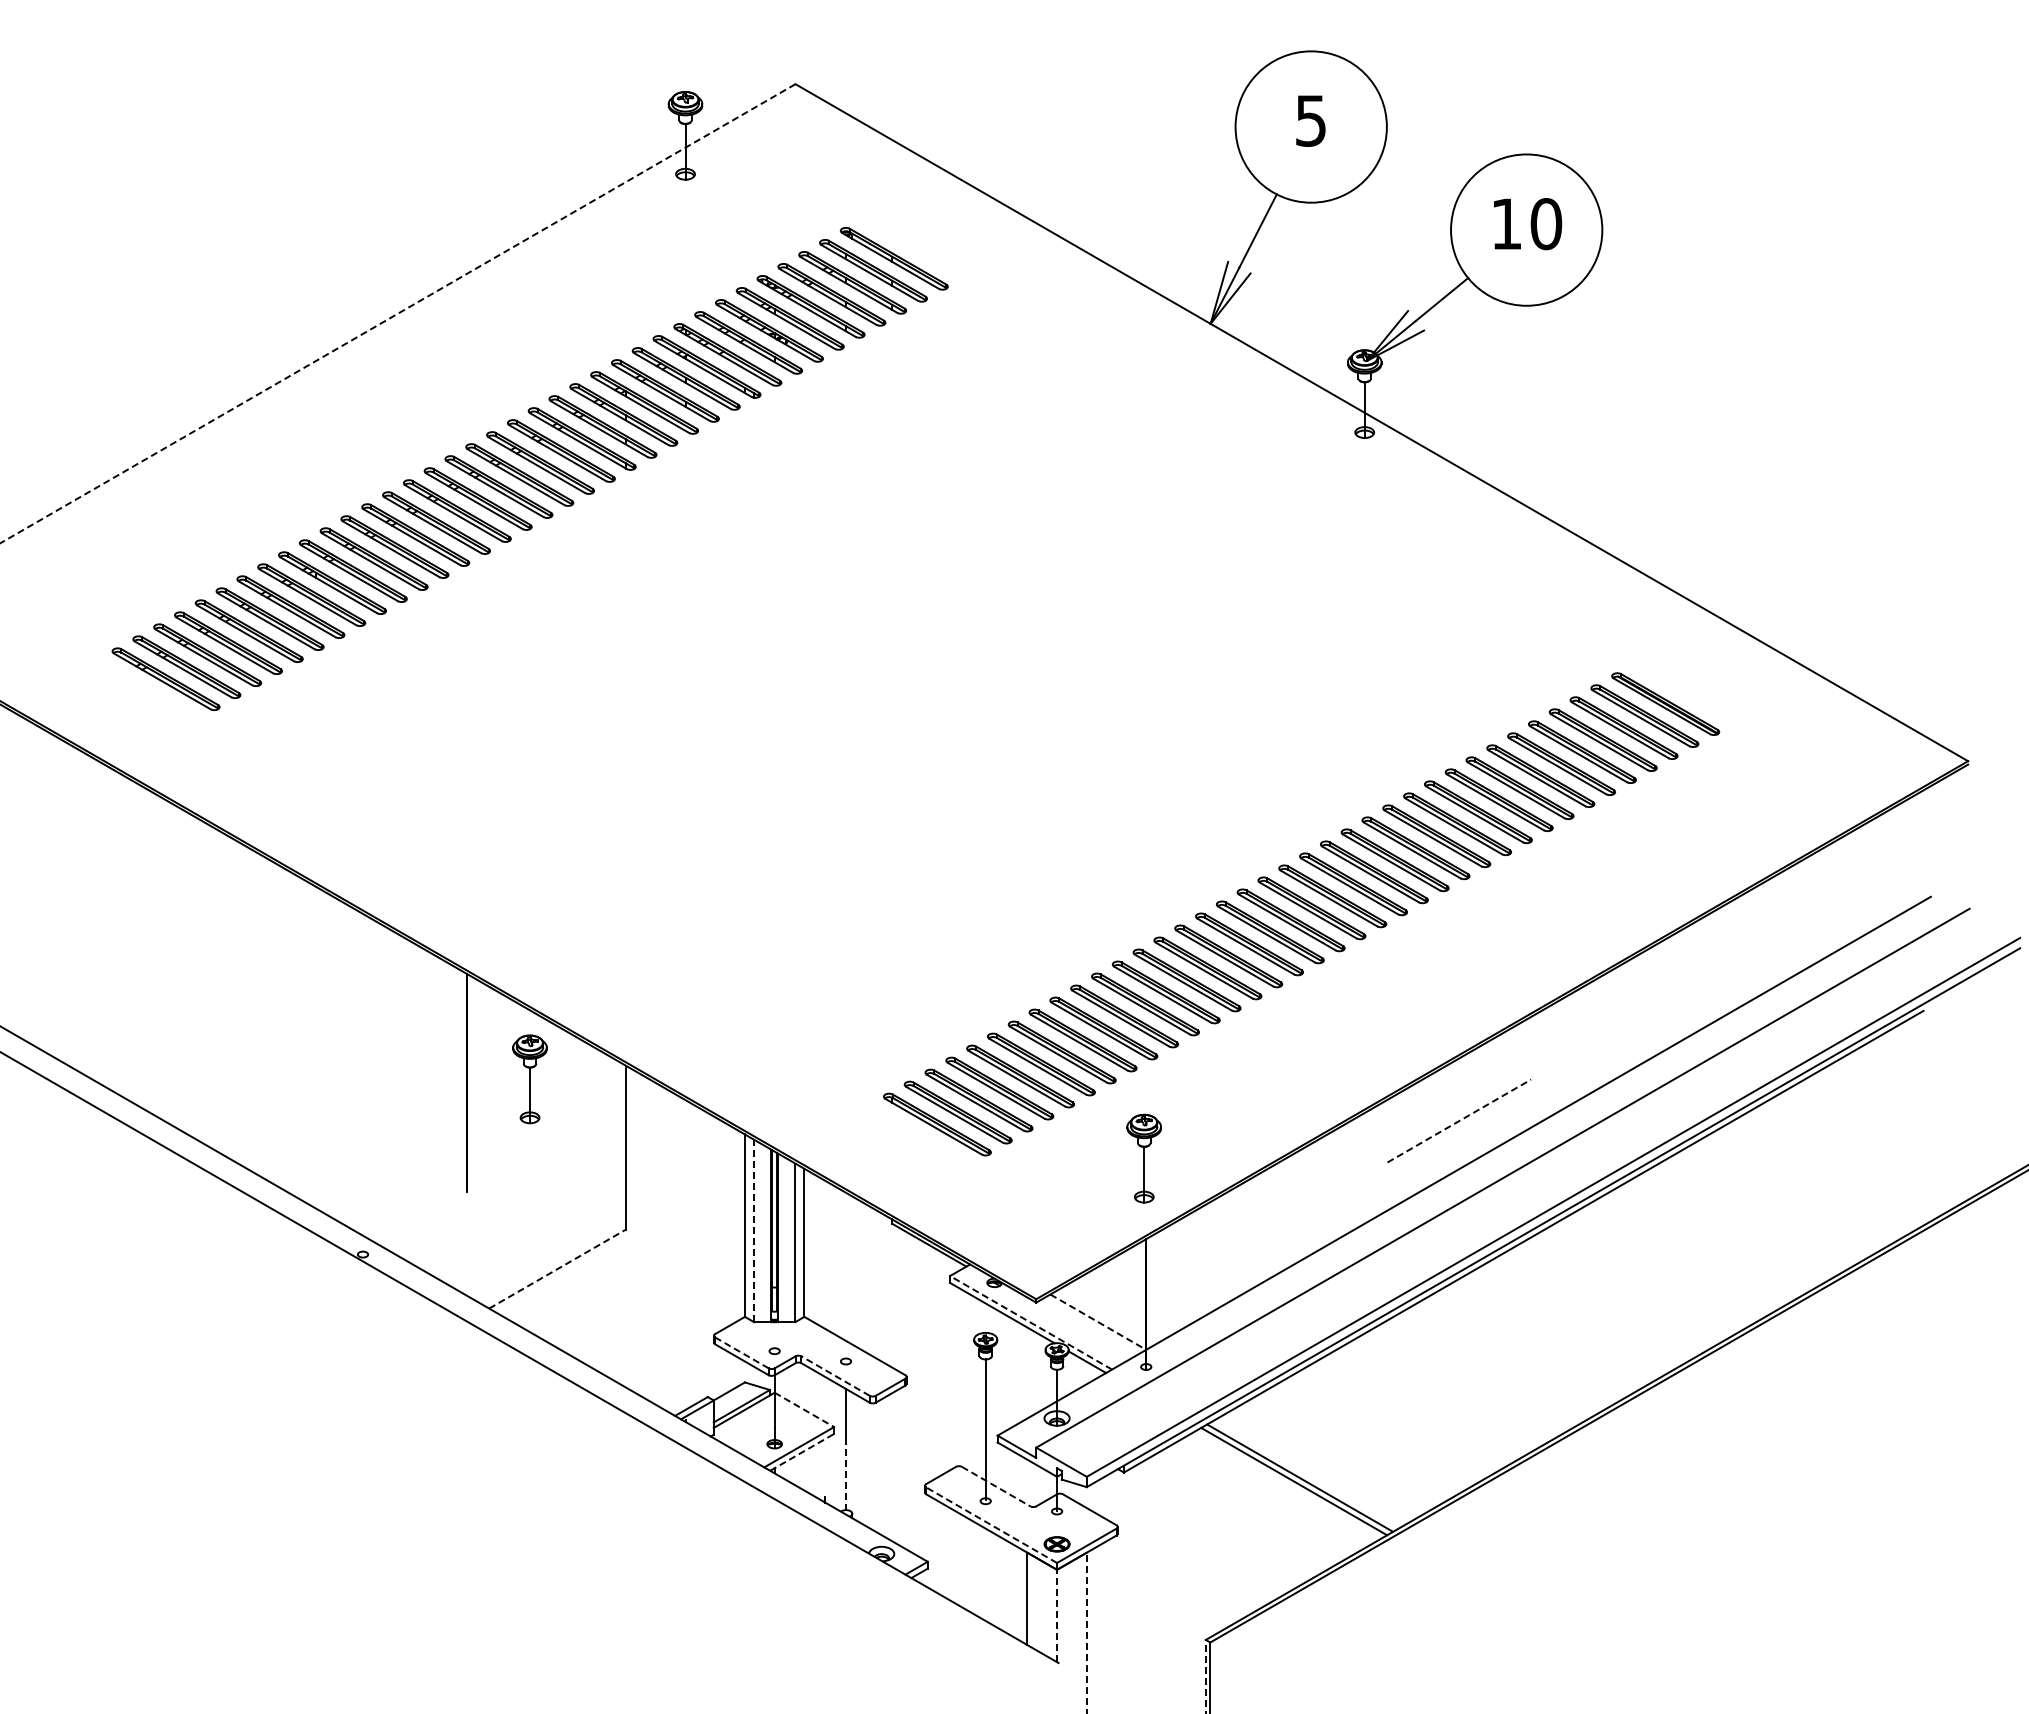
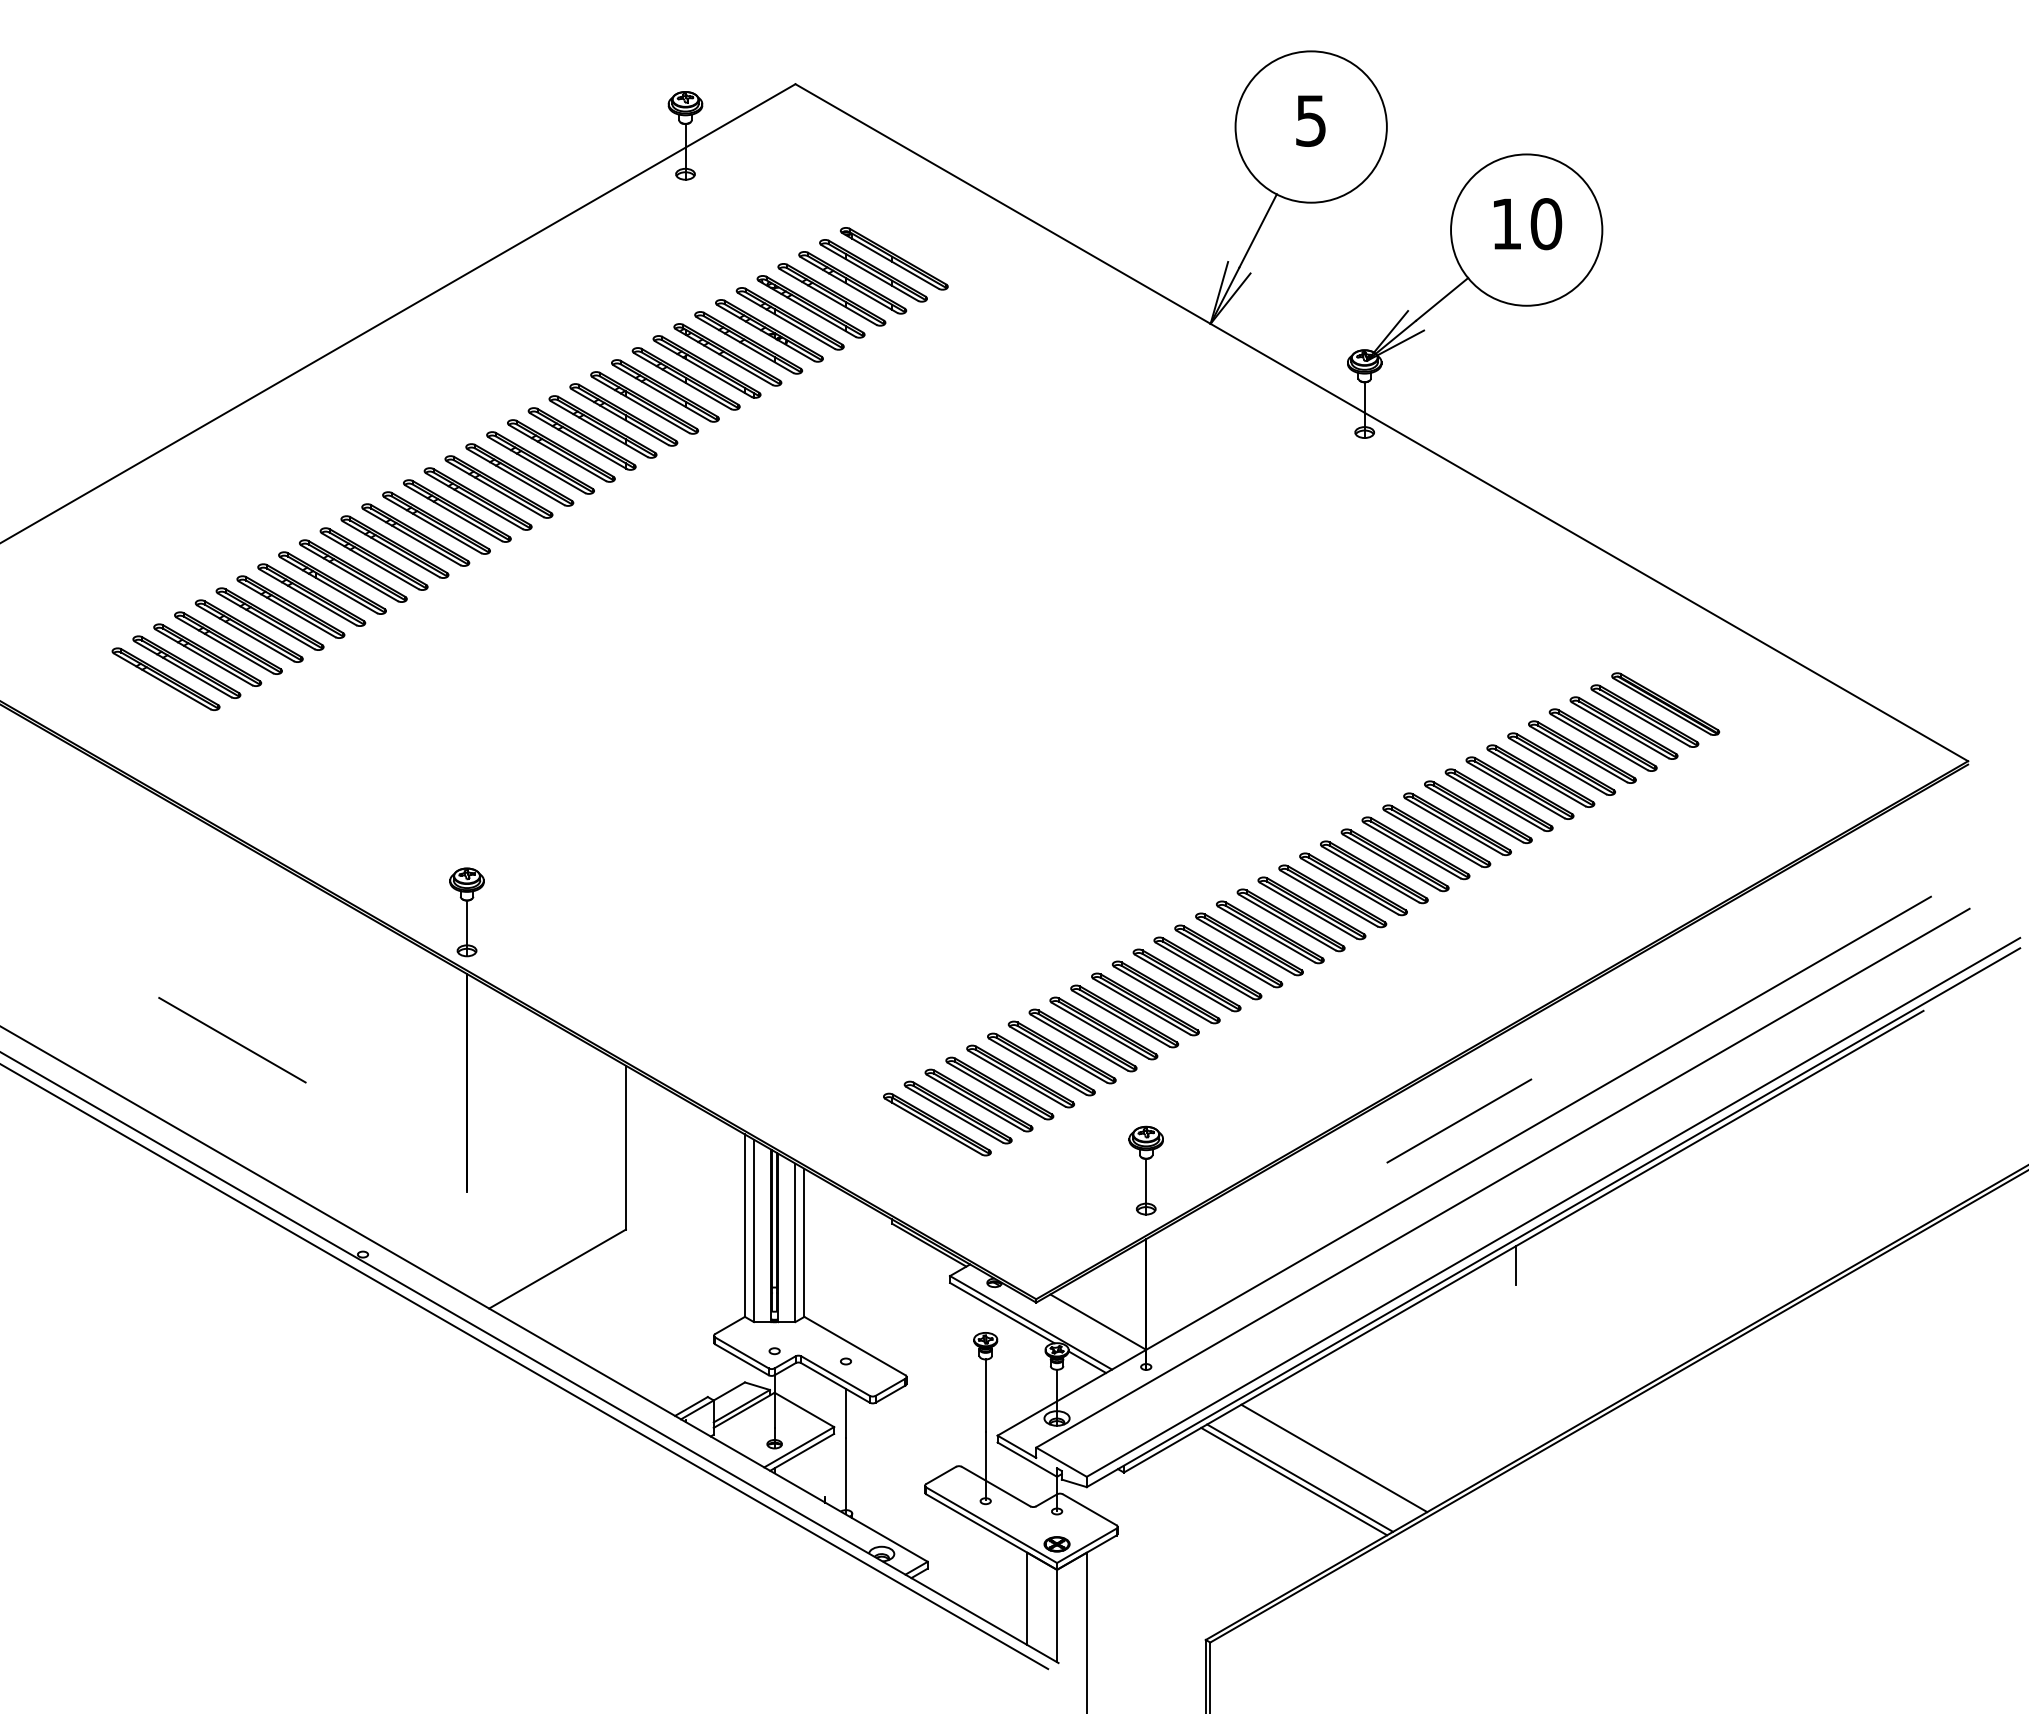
line: dashed -> solid (397, 313)
line: none -> present (232, 1039)
part position: (529, 1079) -> (466, 912) (466, 912)
line: dashed -> solid (1459, 1121)
part position: (1143, 1158) -> (1145, 1170) (1145, 1170)
line: dashed -> solid (753, 1230)
line: none -> present (1516, 1265)
line: dashed -> solid (557, 1269)
line: dashed -> solid (1031, 1322)
line: dashed -> solid (1098, 1322)
line: dashed -> solid (741, 1352)
line: none -> present (525, 1367)
line: dashed -> solid (835, 1375)
line: dashed -> solid (804, 1410)
line: dashed -> solid (802, 1452)
line: none -> present (1334, 1458)
line: dashed -> solid (846, 1475)
line: dashed -> solid (996, 1486)
line: dashed -> solid (991, 1525)
line: dashed -> solid (1057, 1615)
line: dashed -> solid (1086, 1632)
line: dashed -> solid (1205, 1676)
